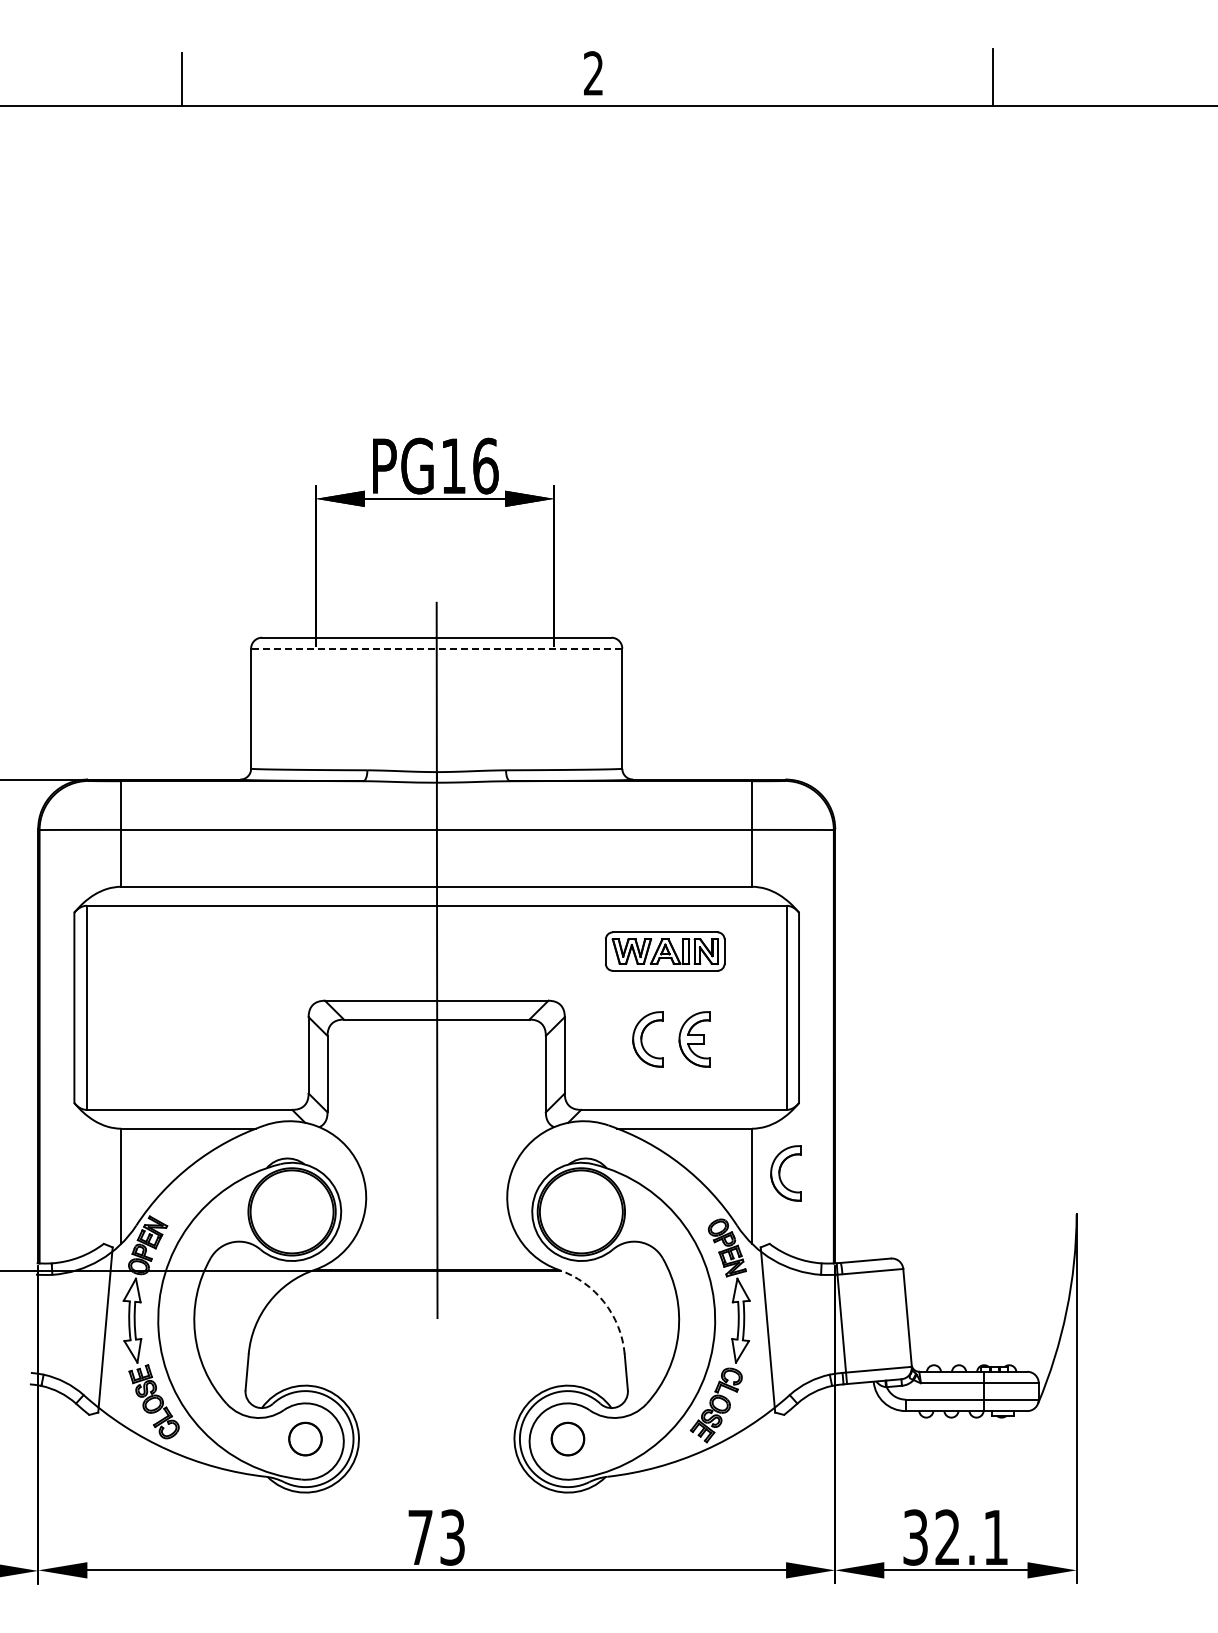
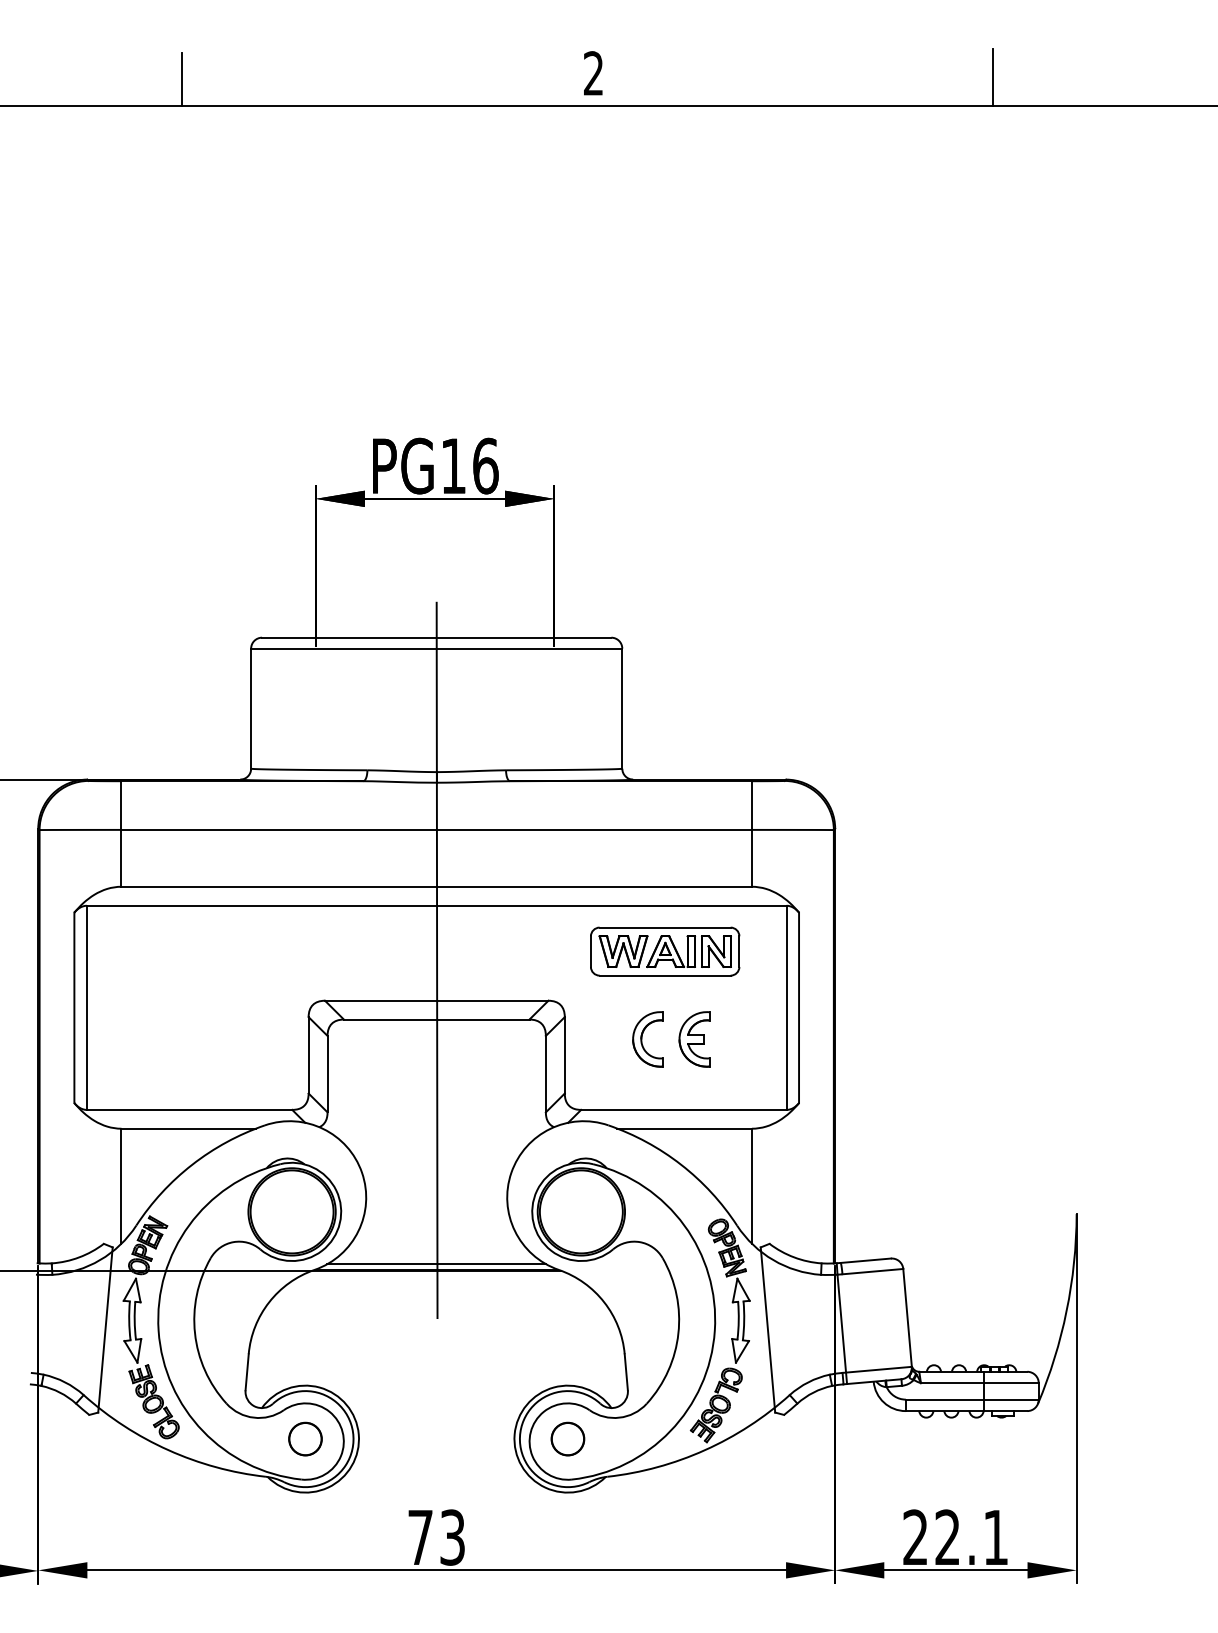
line: dashed -> solid (436, 648)
part size: 121x41 px -> 151x51 px (665, 951)
part: present -> none (785, 1173)
line: none -> present (436, 1264)
arc: dashed -> solid (604, 1302)
text: 32.1 -> 22.1 (915, 1537)
